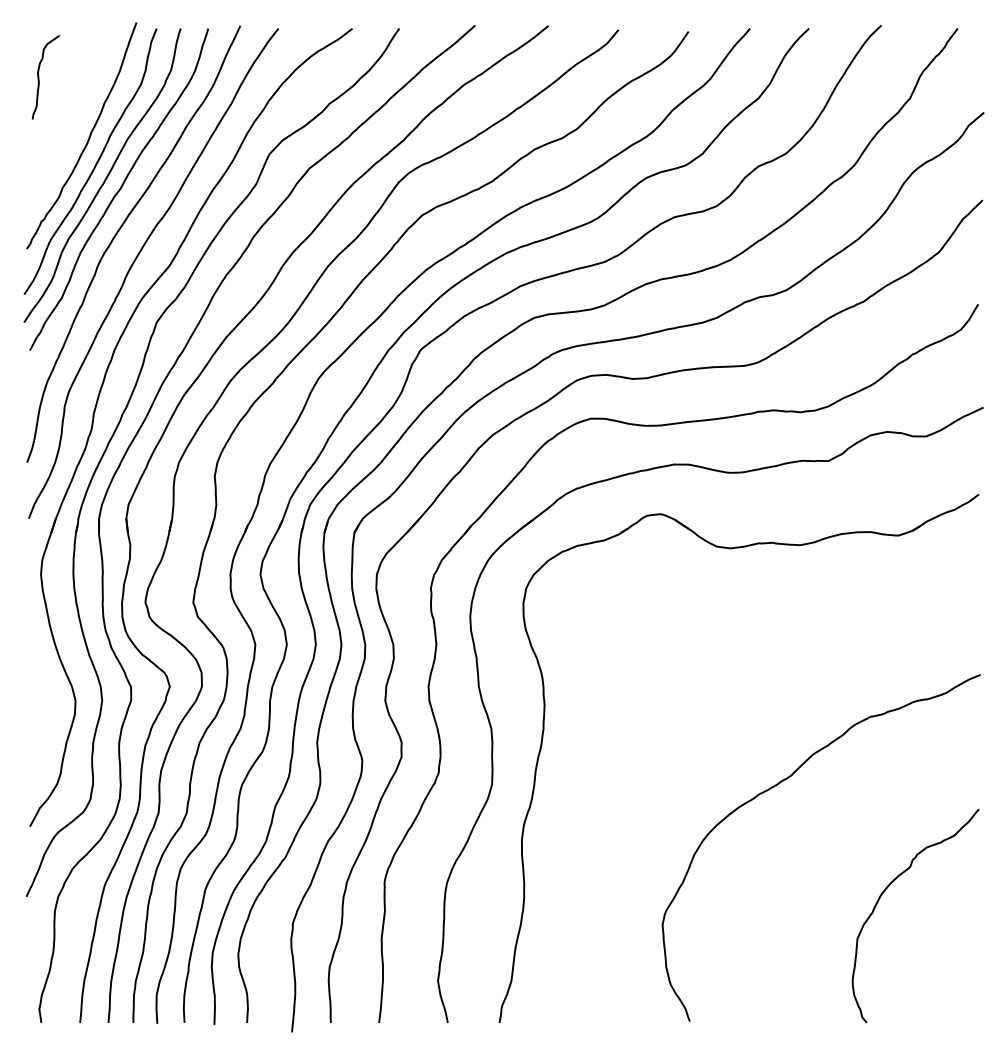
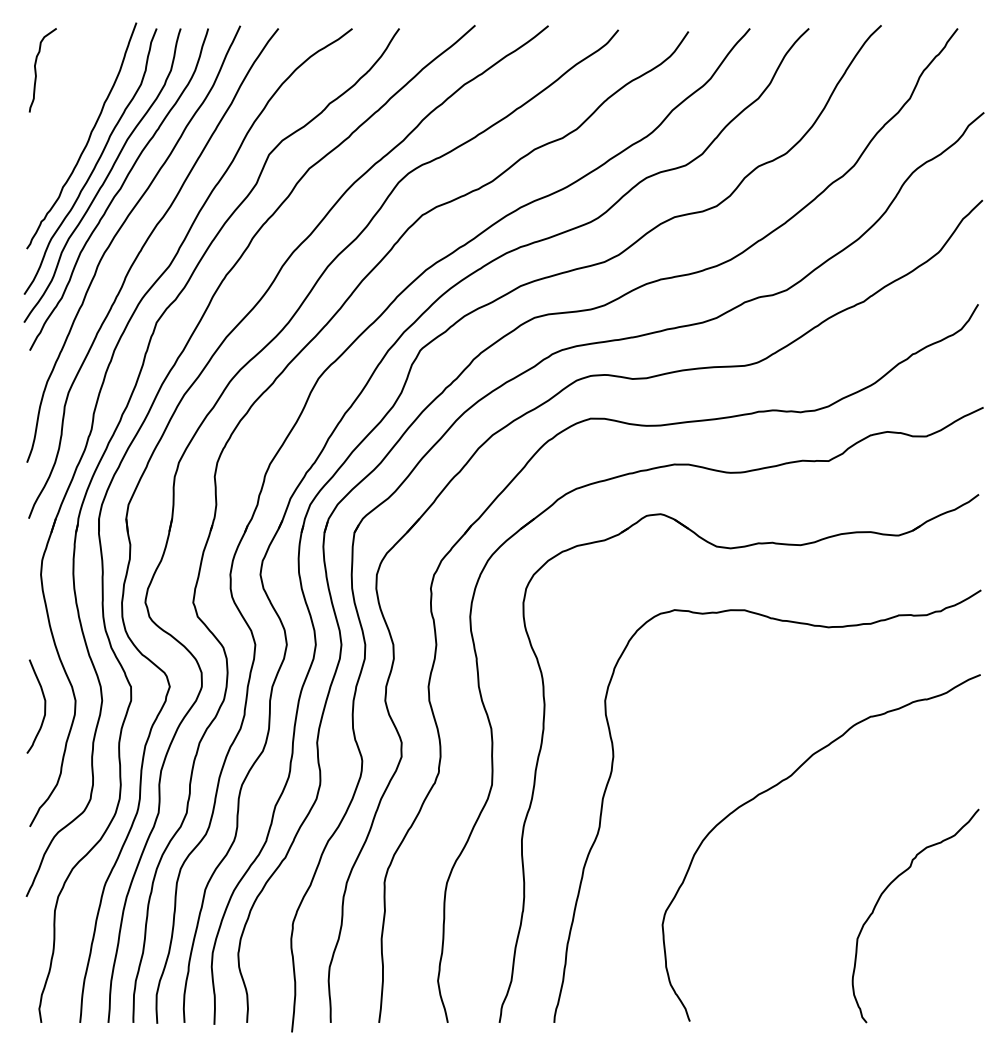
curve position: (39, 77) -> (36, 70) (36, 70)
curve: none -> present (44, 706)
curve: none -> present (612, 772)
